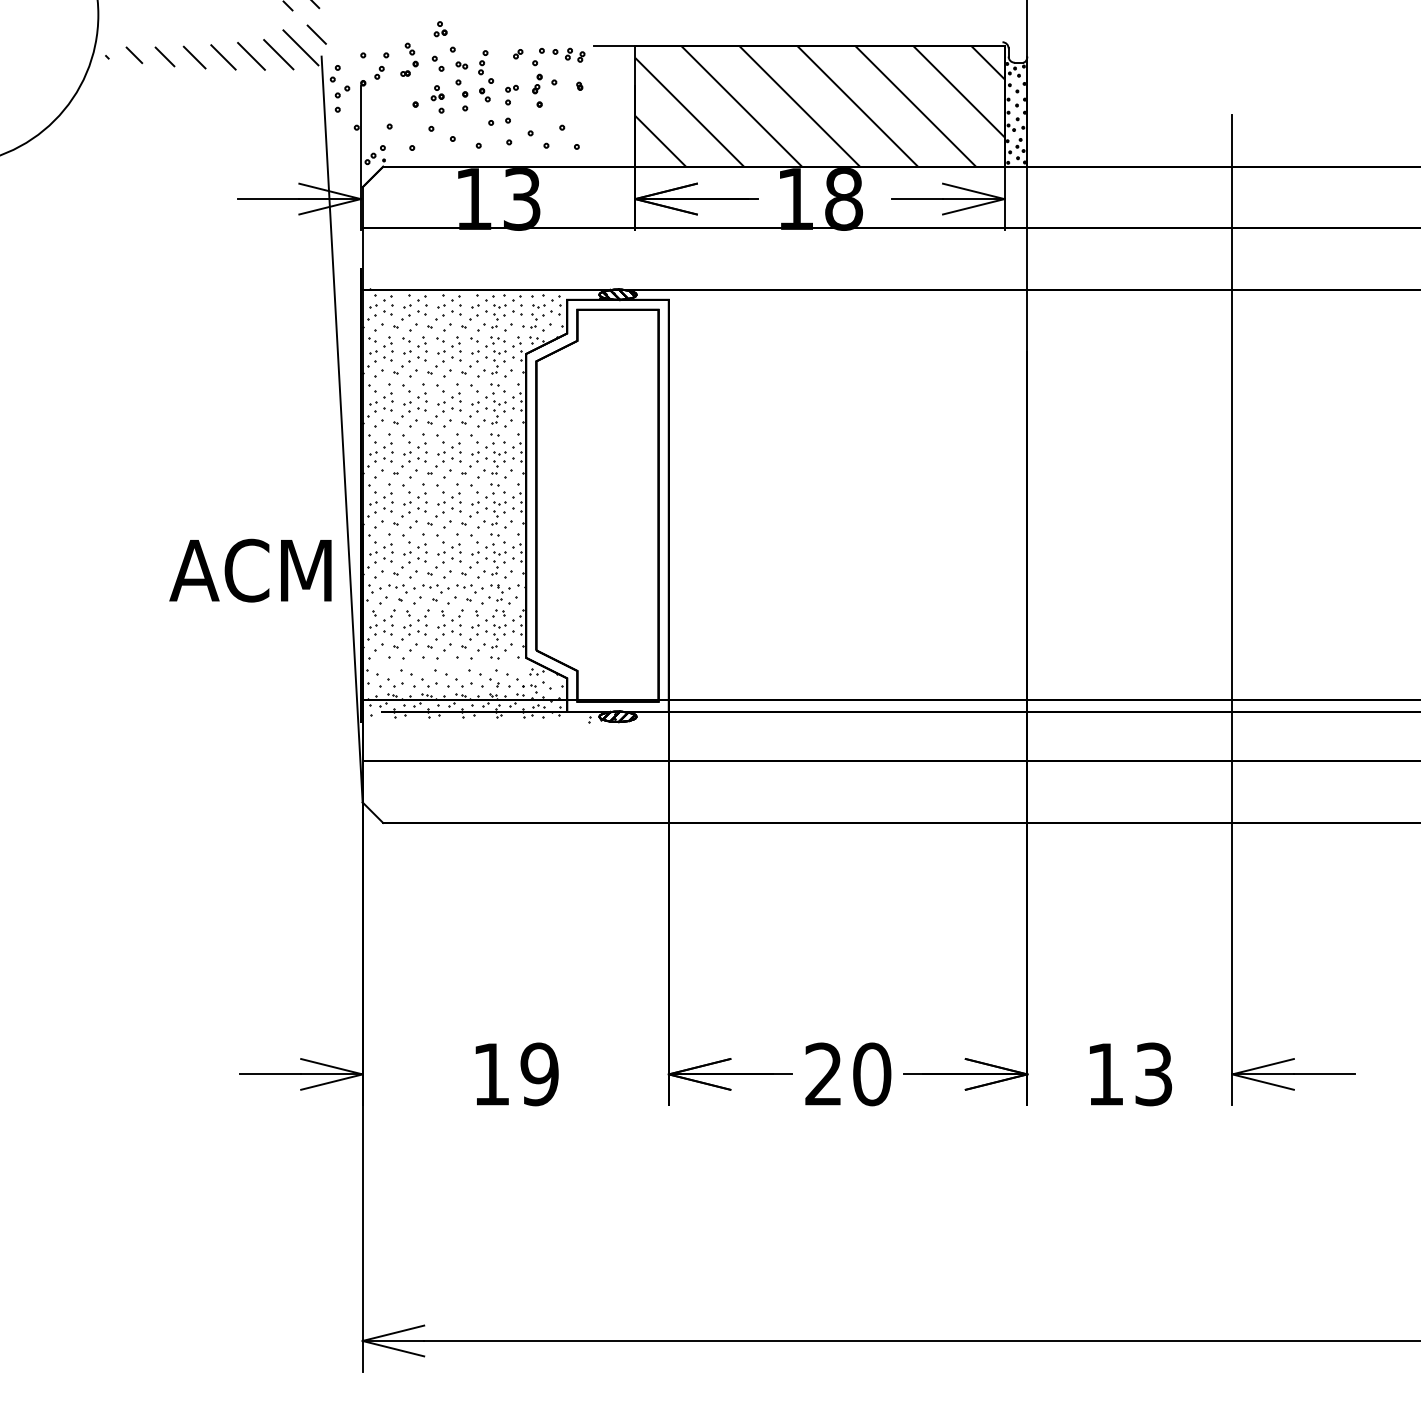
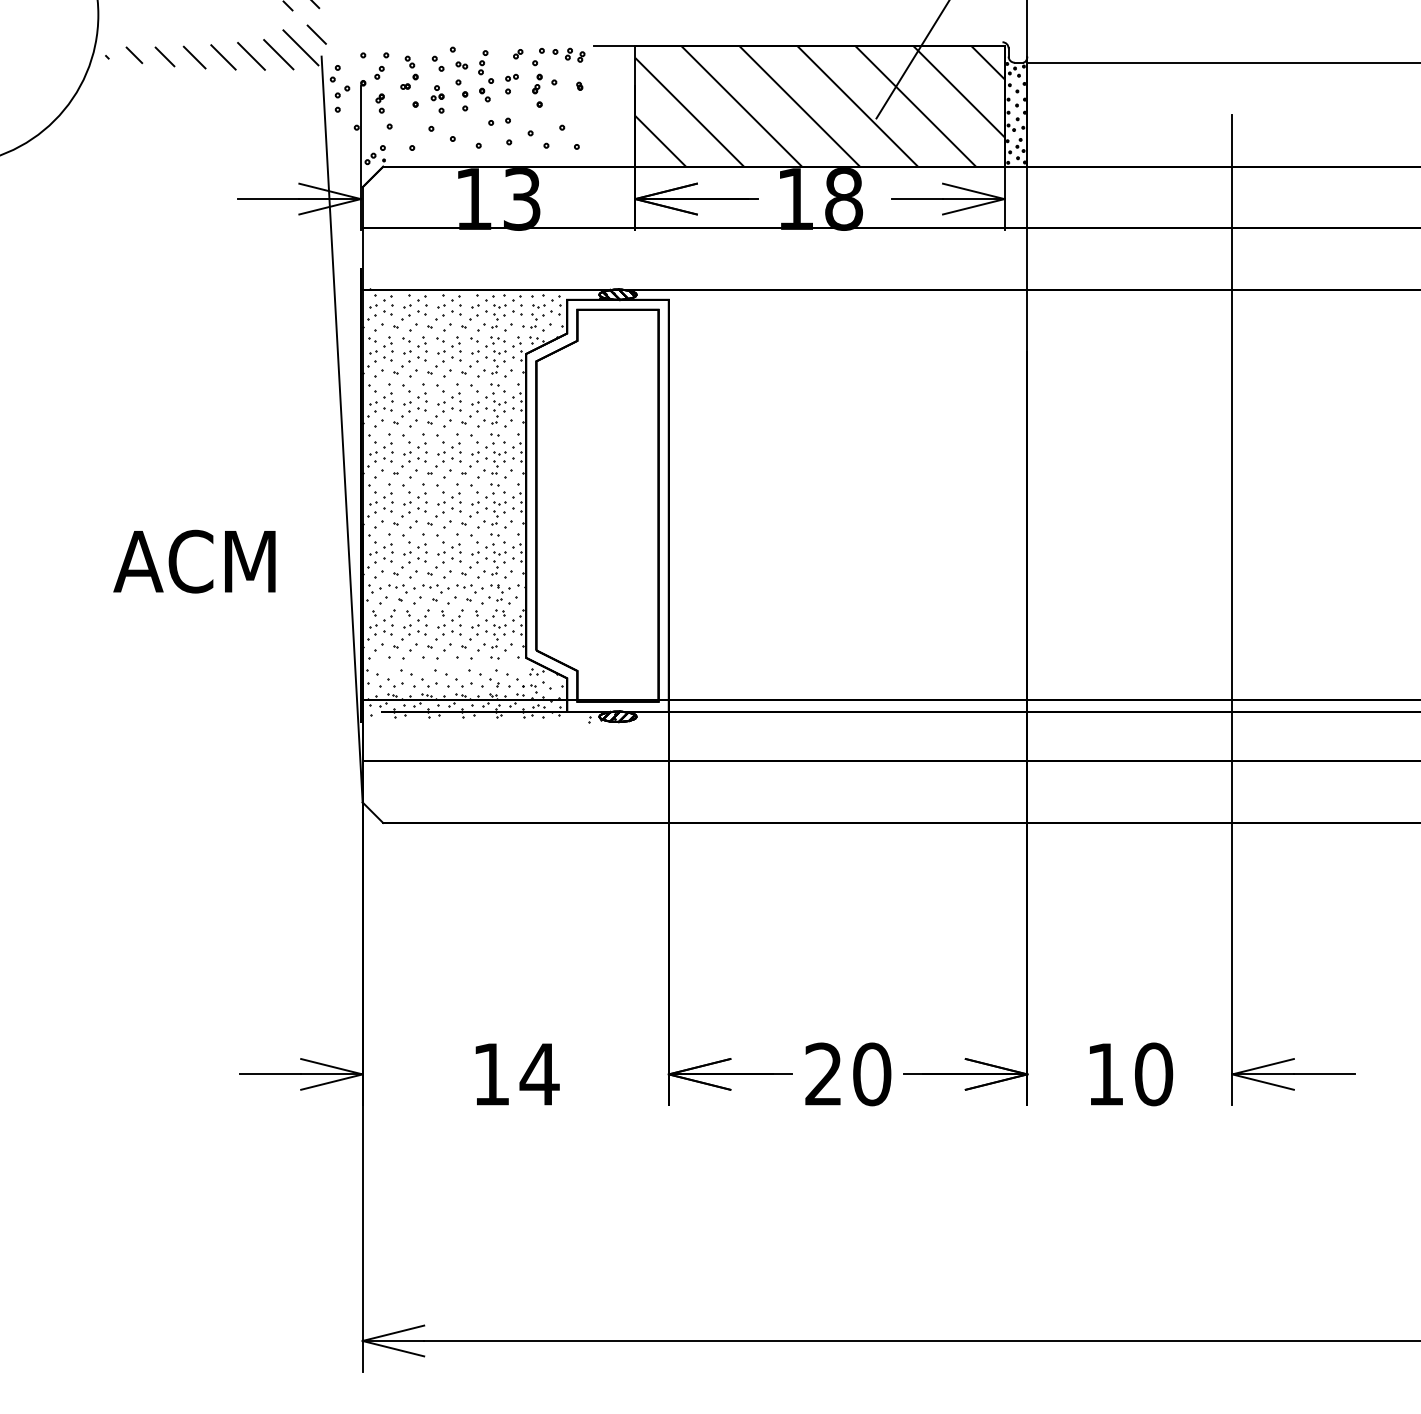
part: present -> none (440, 29)
part position: (409, 59) -> (409, 72) (409, 72)
line: none -> present (912, 60)
line: none -> present (1222, 62)
part position: (511, 94) -> (511, 83) (511, 83)
part: none -> present (379, 103)
text position: (250, 570) -> (194, 561) (194, 561)
text: 19 -> 14 (539, 1074)
text: 13 -> 10 (1154, 1074)
